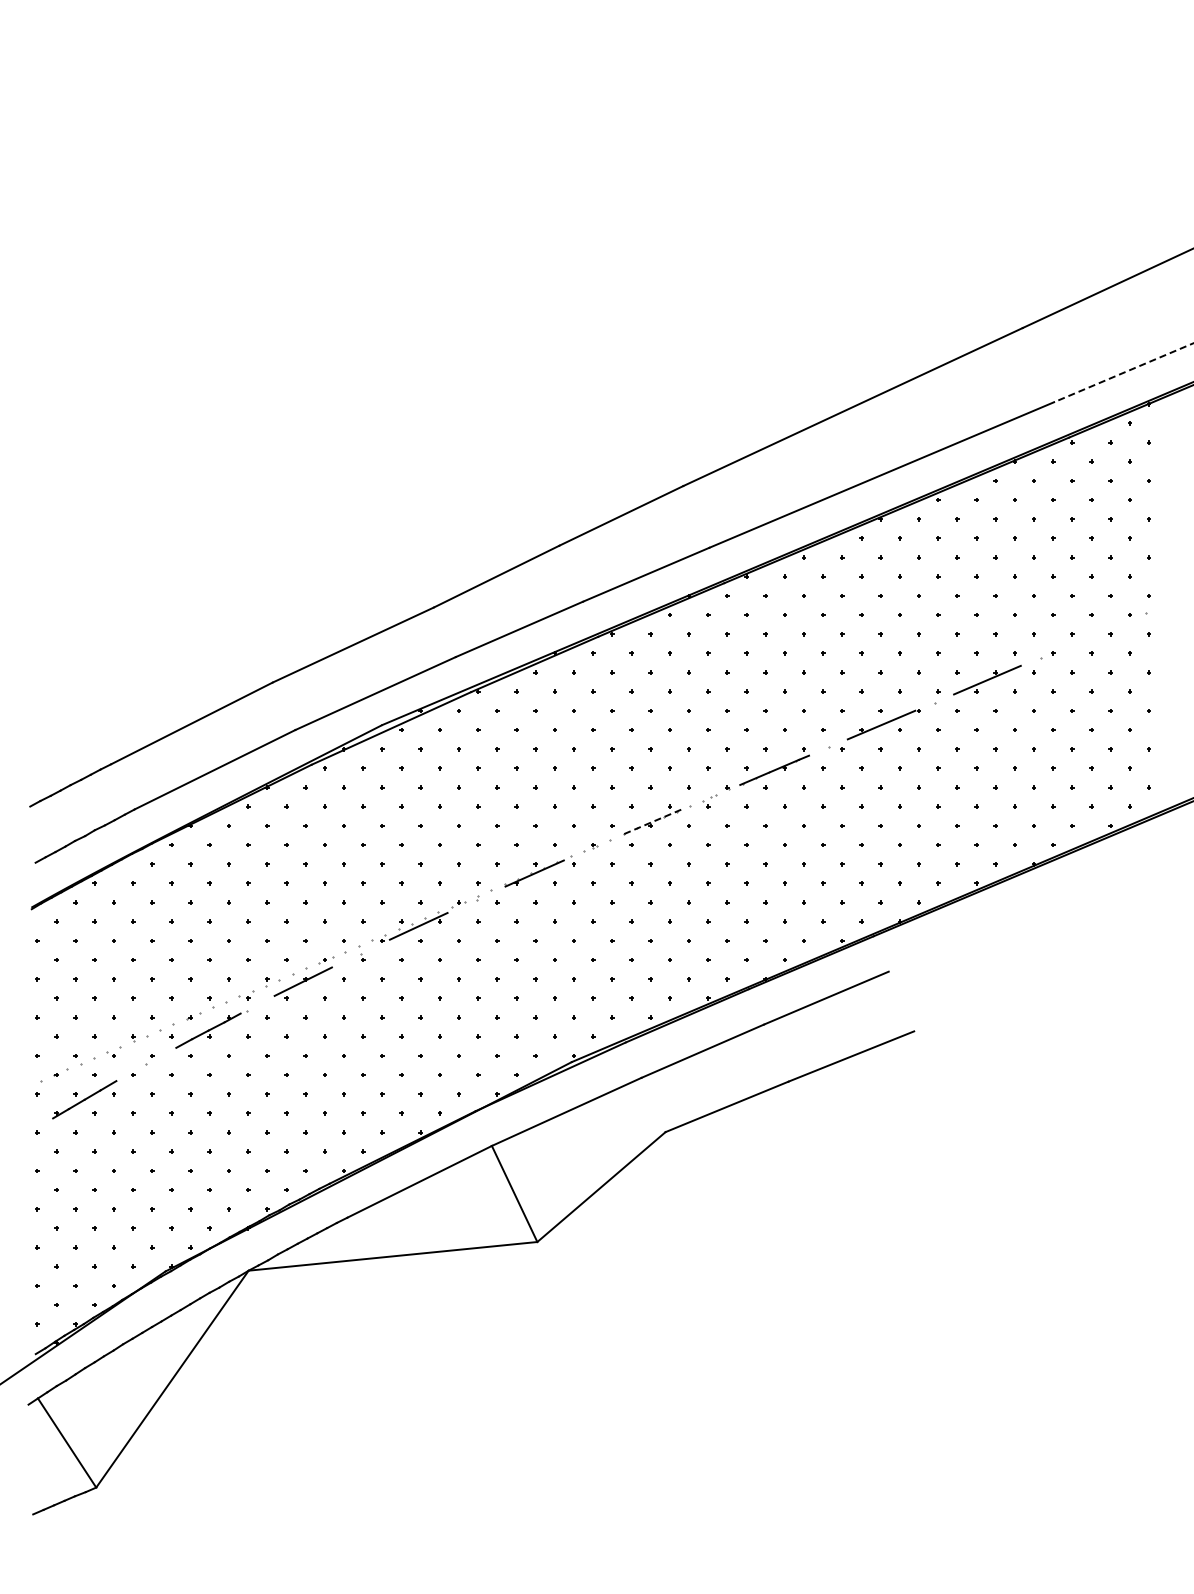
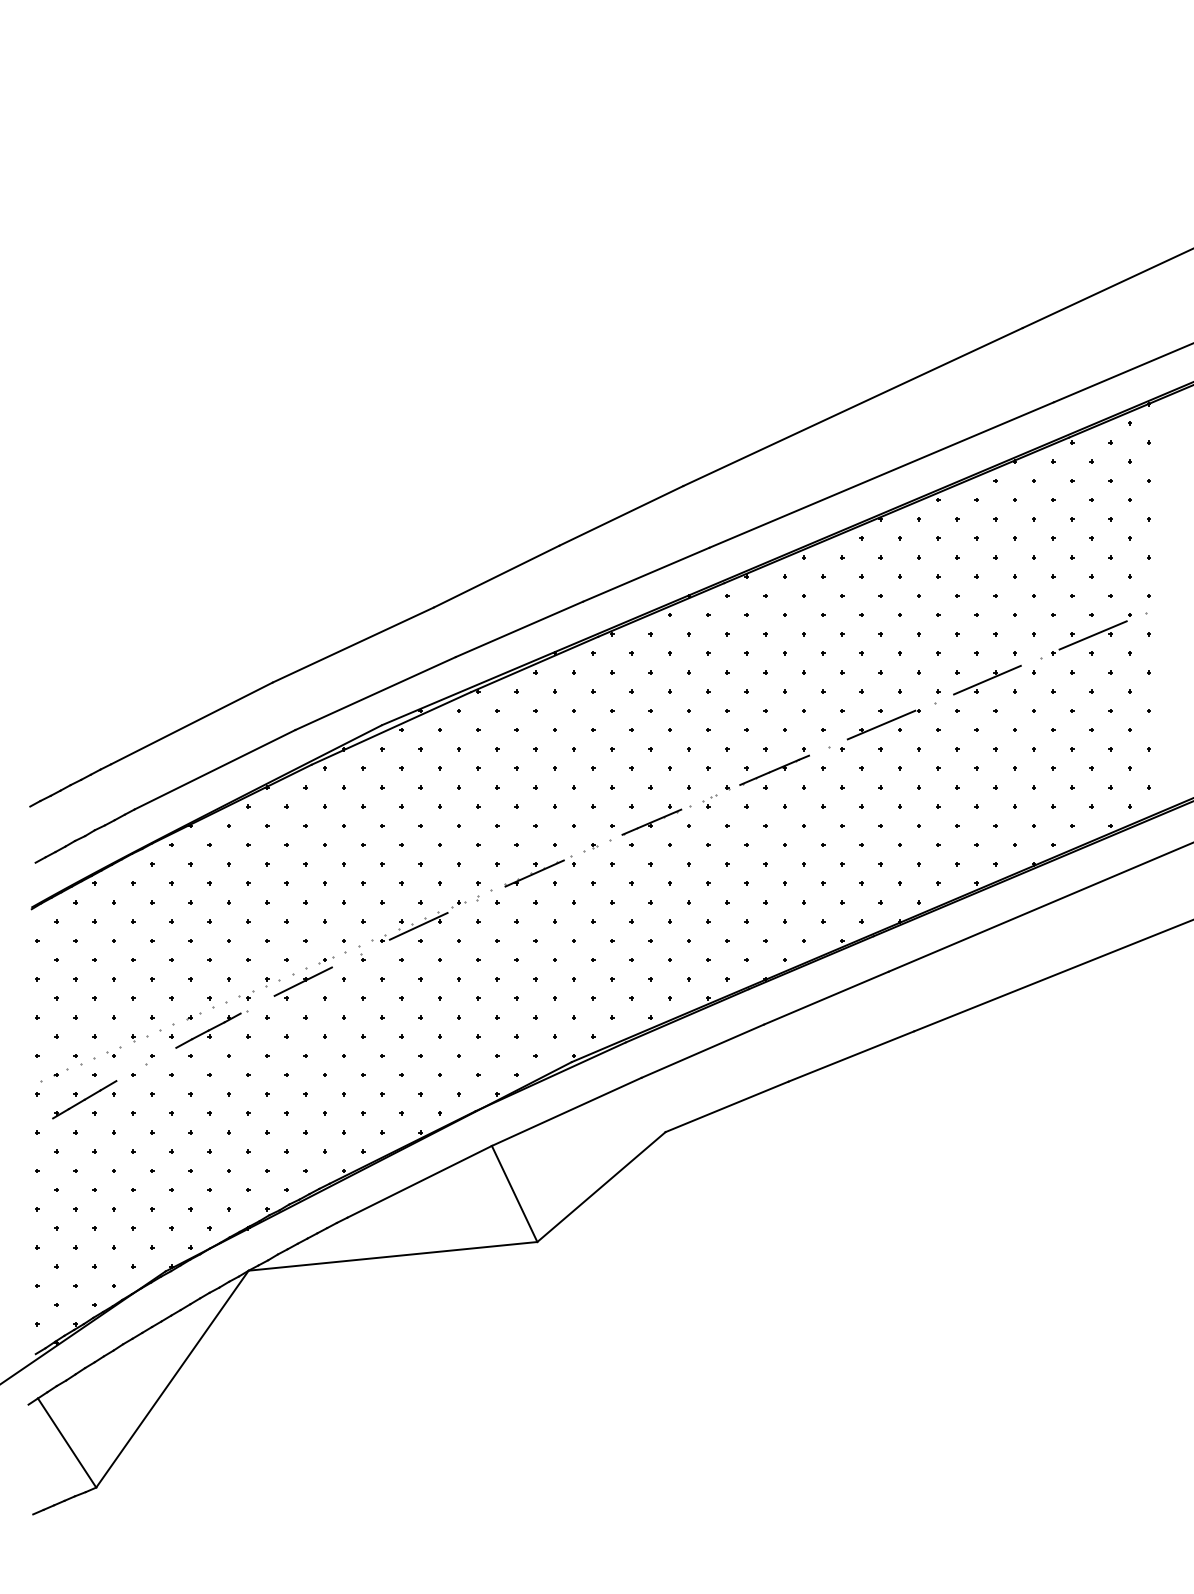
line: dashed -> solid (1124, 372)
line: none -> present (1092, 635)
line: dashed -> solid (651, 822)
line: none -> present (1039, 907)
line: none -> present (1052, 976)
